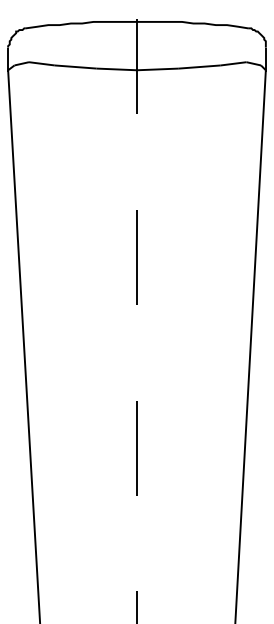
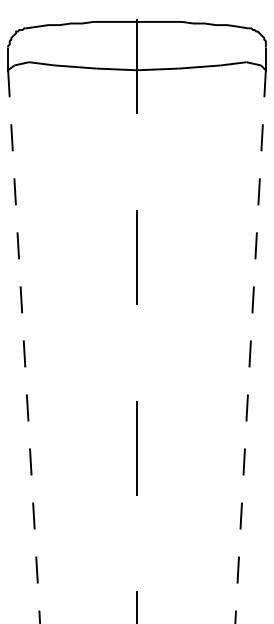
line: solid -> dashed (24, 346)
line: solid -> dashed (250, 346)
